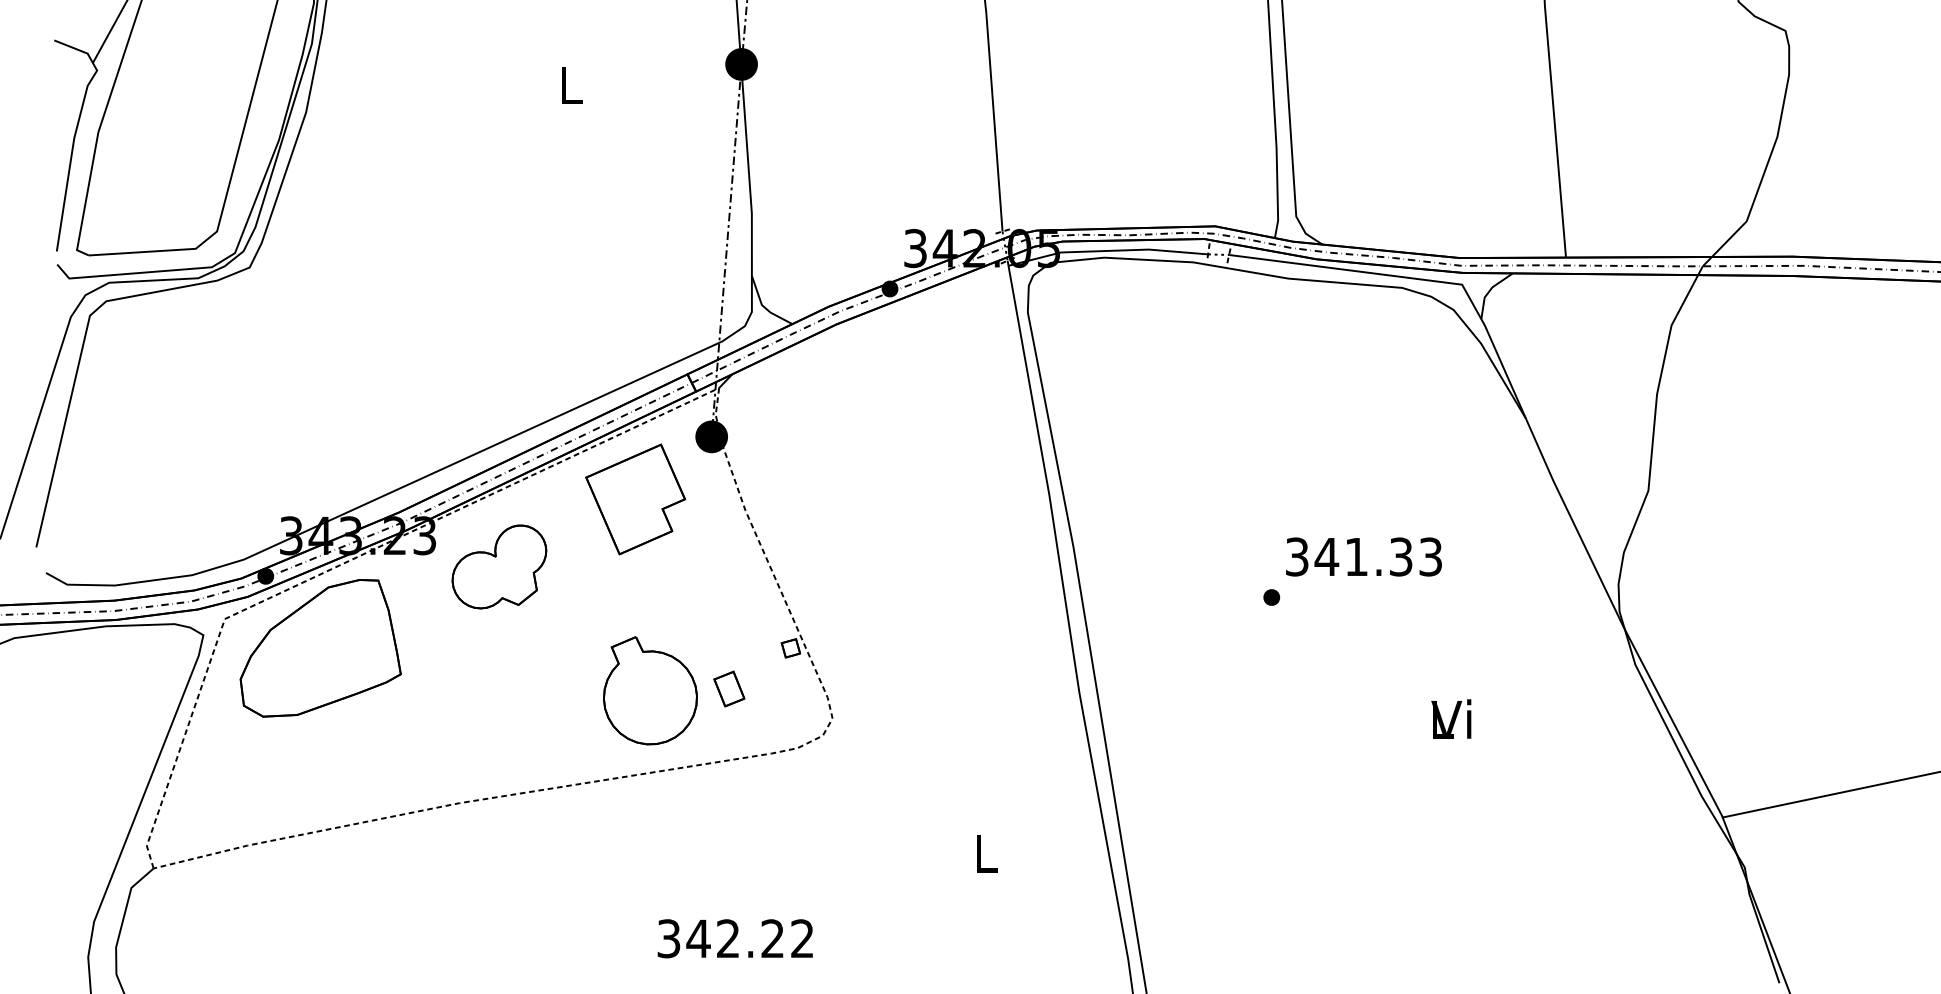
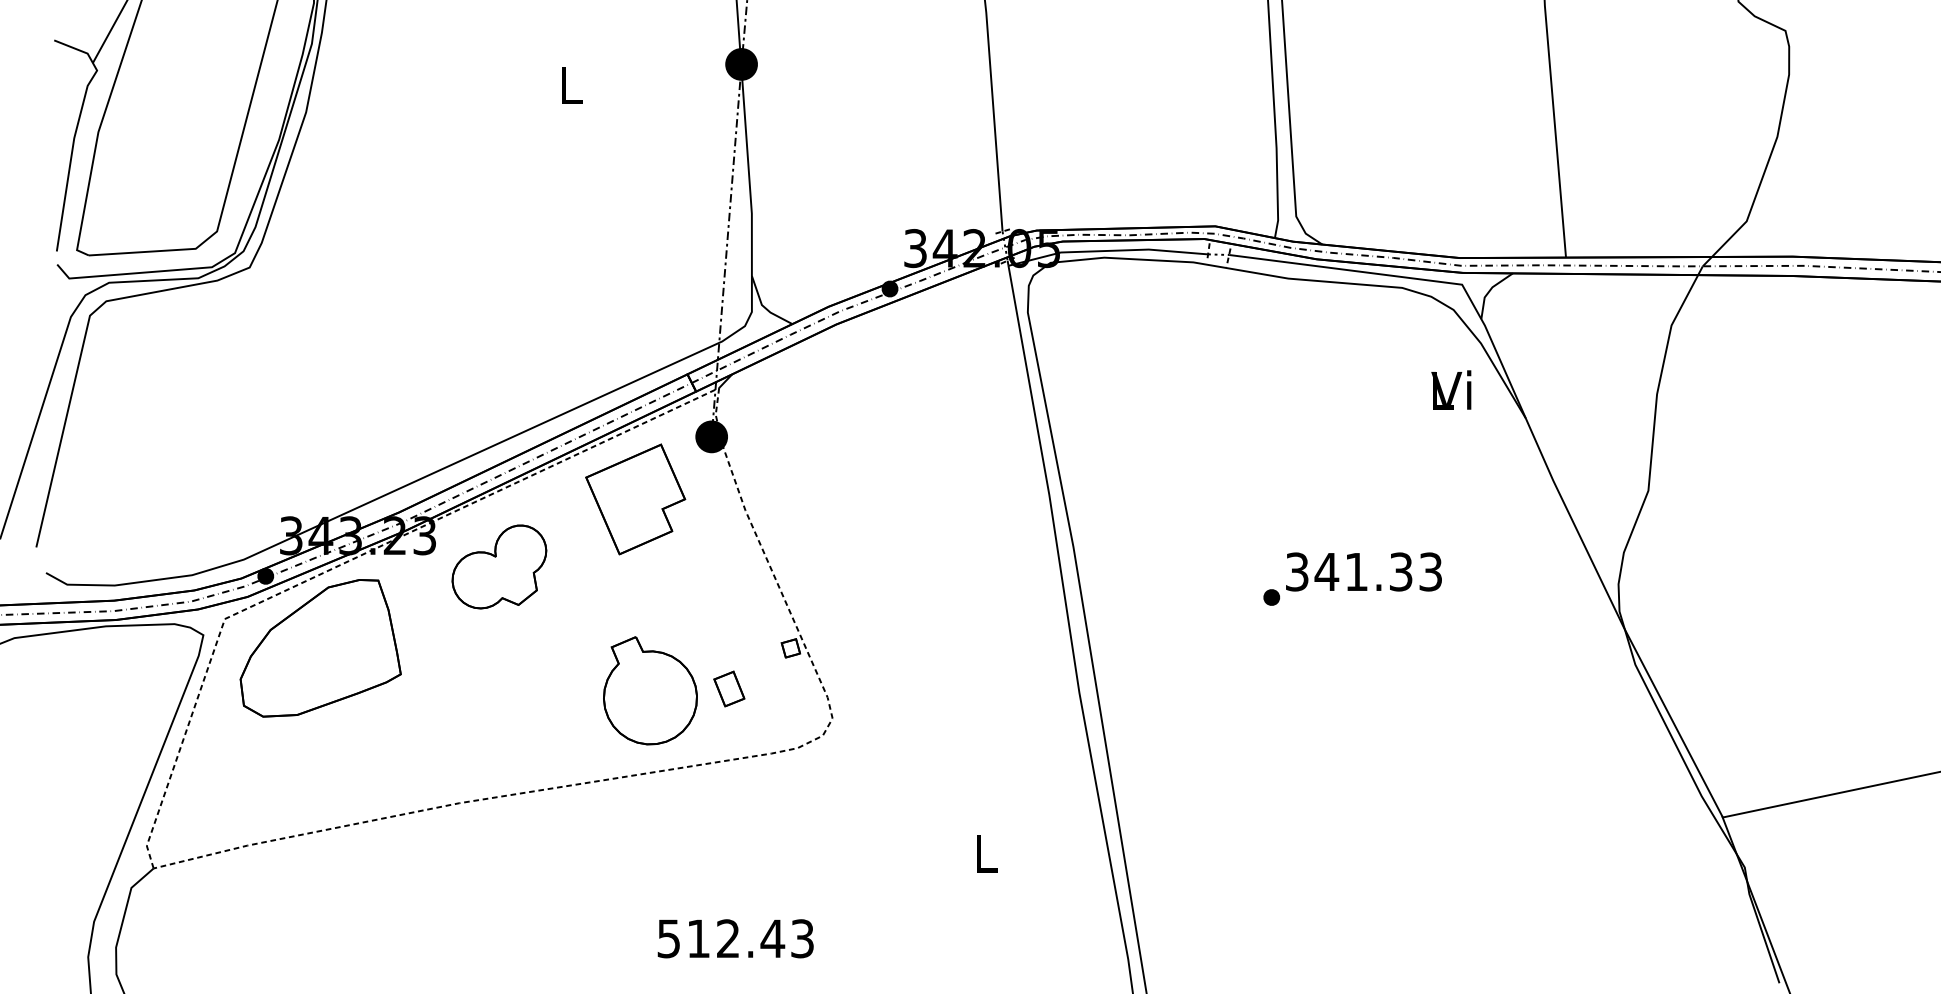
text position: (1363, 556) -> (1363, 571) (1363, 571)
text position: (1451, 718) -> (1451, 389) (1451, 389)
text: 342.22 -> 512.43 (735, 938)
